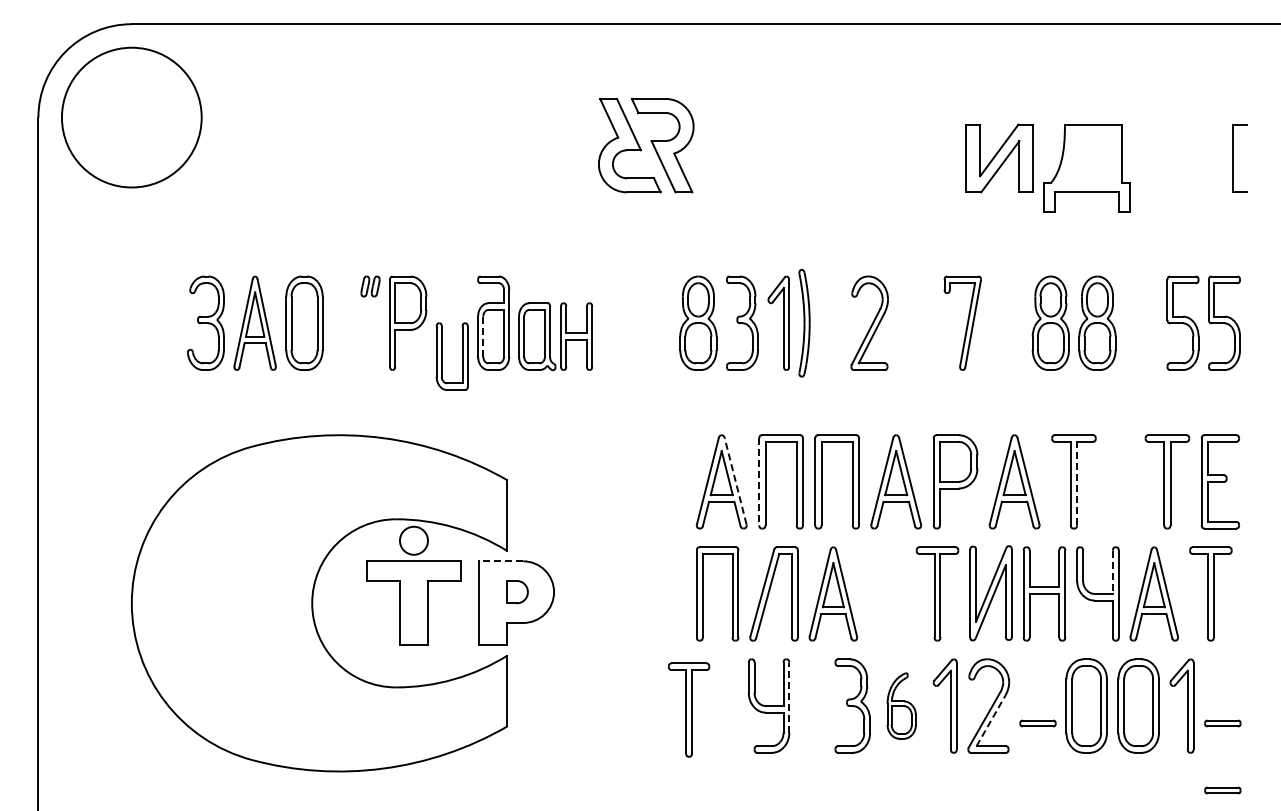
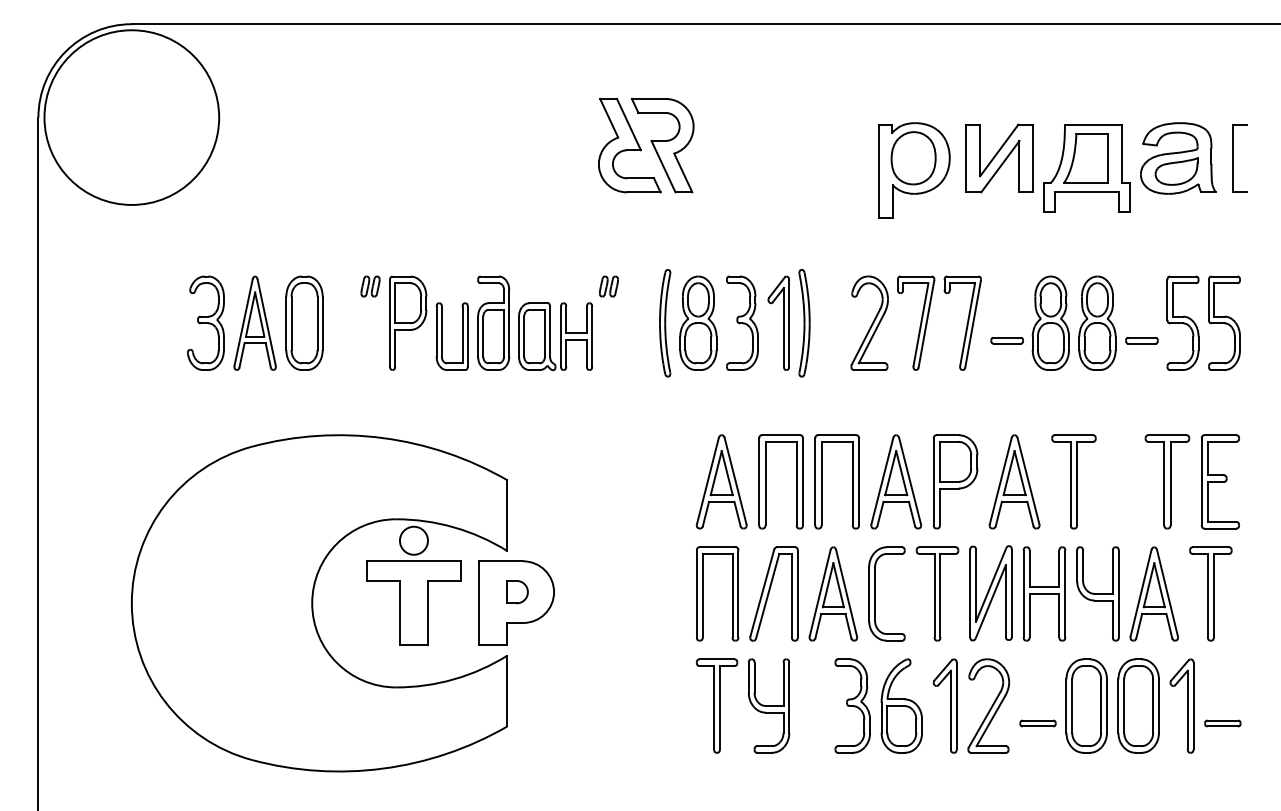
circle diameter: 140 px -> 175 px (131, 117)
part: none -> present (1085, 158)
part: none -> present (1178, 158)
part: none -> present (914, 170)
part: none -> present (608, 286)
part: none -> present (916, 322)
part: none -> present (665, 323)
line: dashed -> solid (483, 336)
part: none -> present (1006, 340)
part: none -> present (1141, 340)
part position: (442, 356) -> (442, 336) (442, 336)
line: dashed -> solid (735, 480)
line: dashed -> solid (759, 482)
line: dashed -> solid (1077, 483)
line: dashed -> solid (501, 561)
line: dashed -> solid (1112, 572)
part: none -> present (875, 593)
line: dashed -> solid (789, 697)
part size: 31x68 px -> 43x96 px (901, 705)
part position: (688, 709) -> (716, 705) (716, 705)
line: dashed -> solid (990, 721)
part: present -> none (1222, 790)
